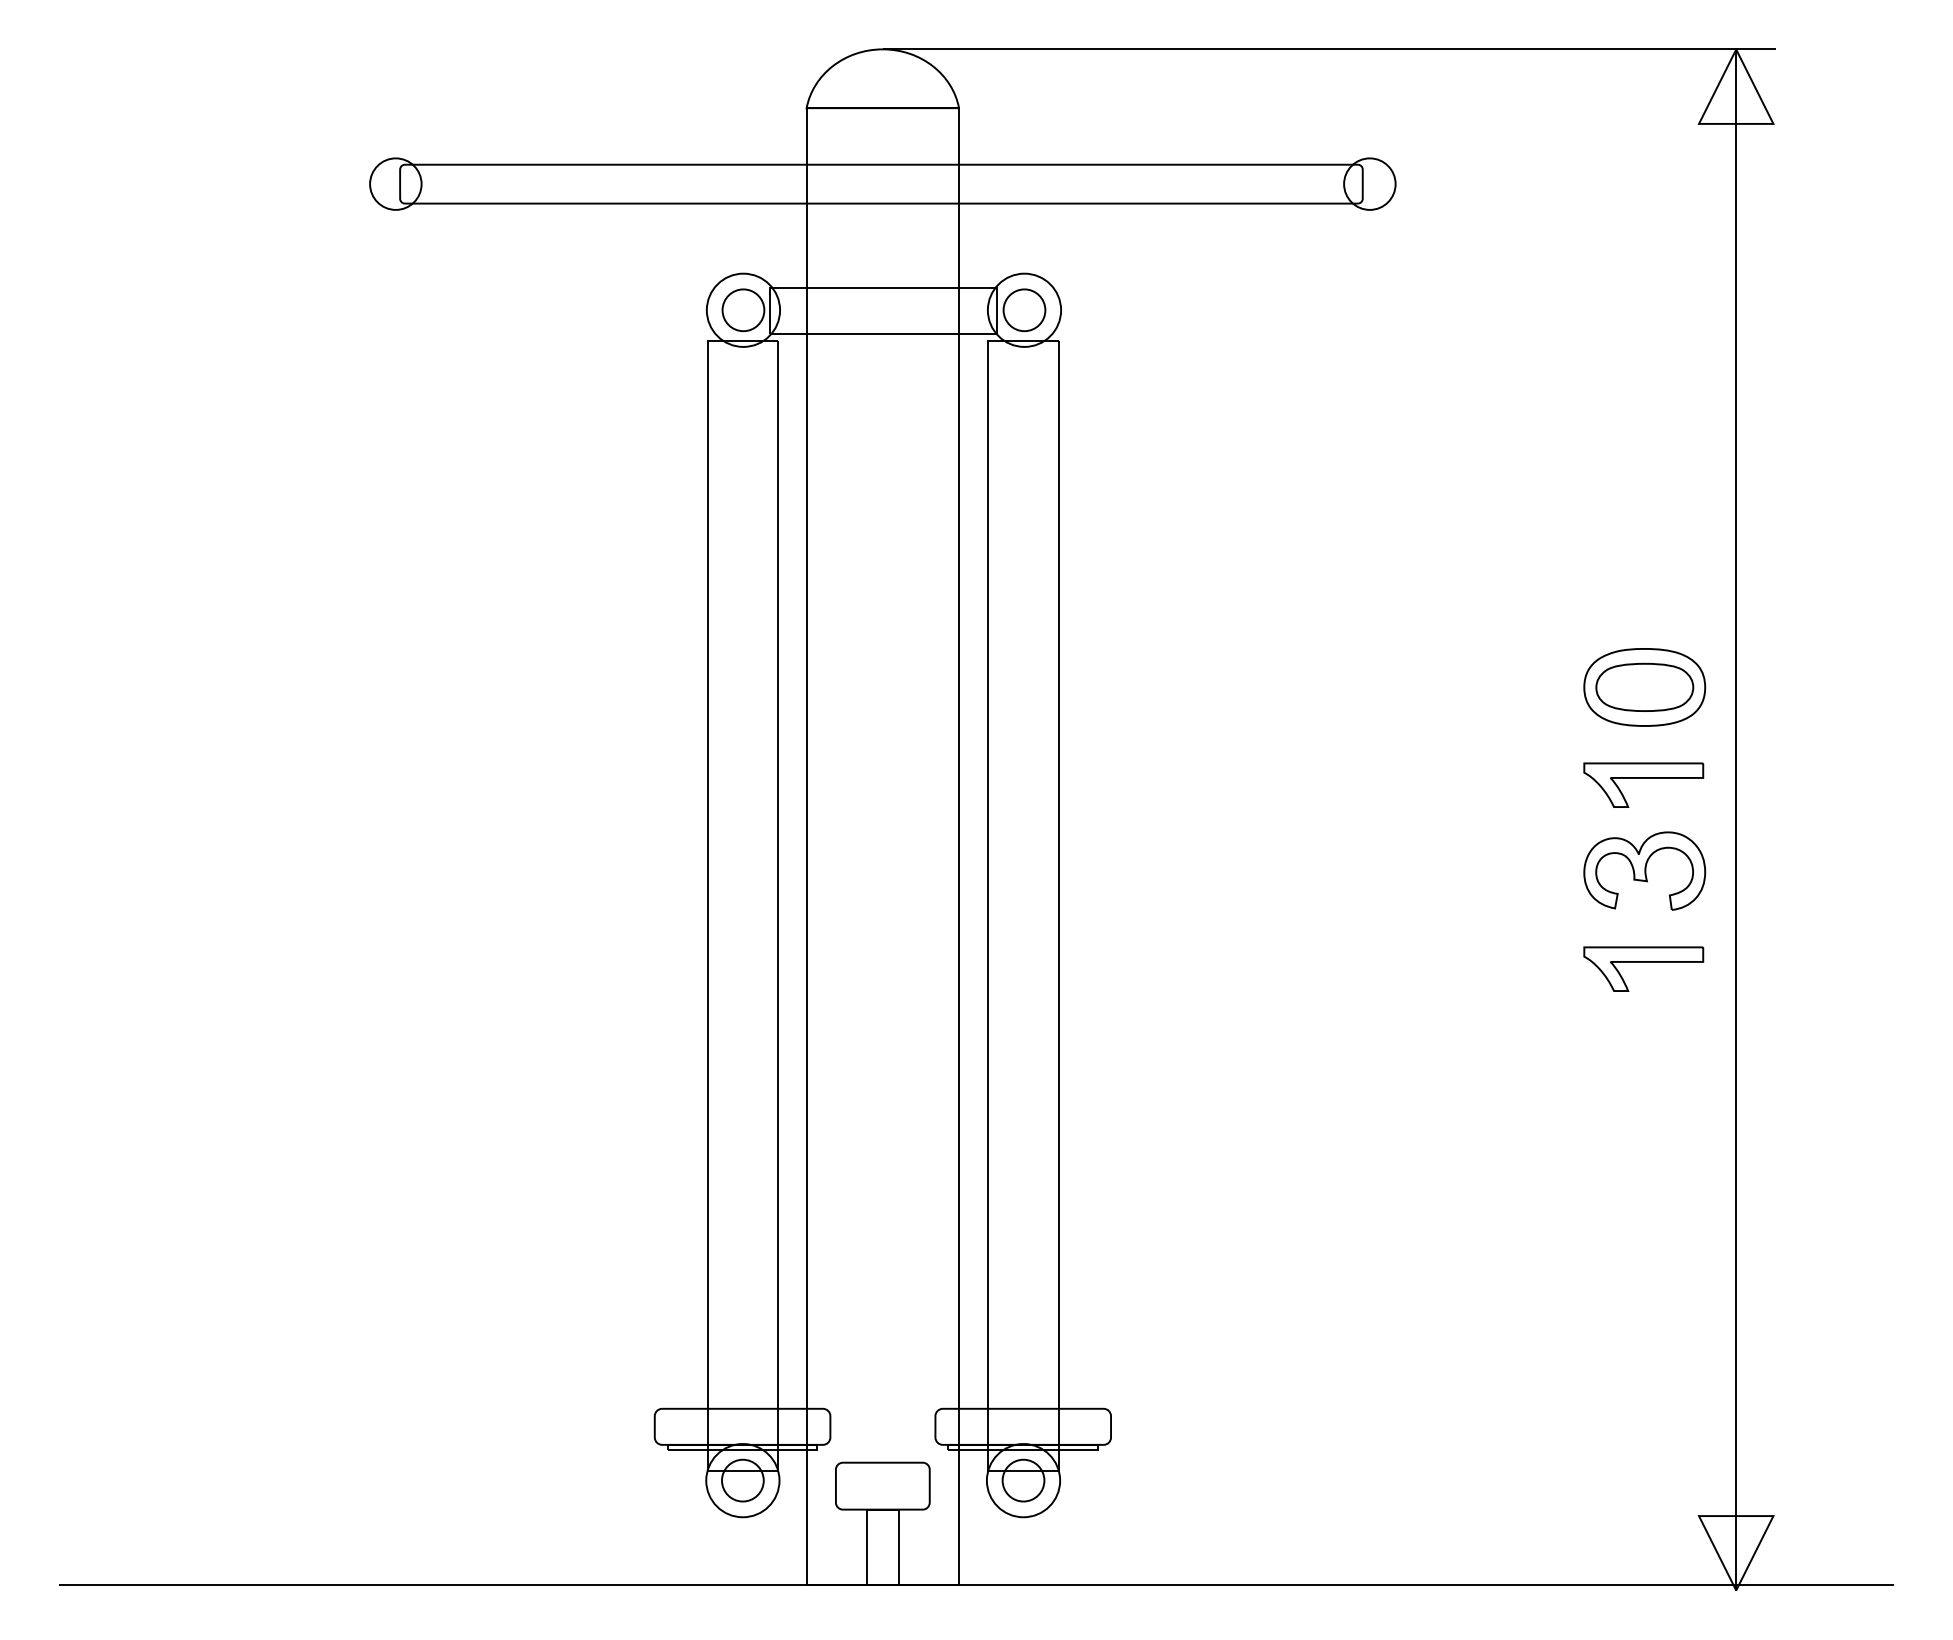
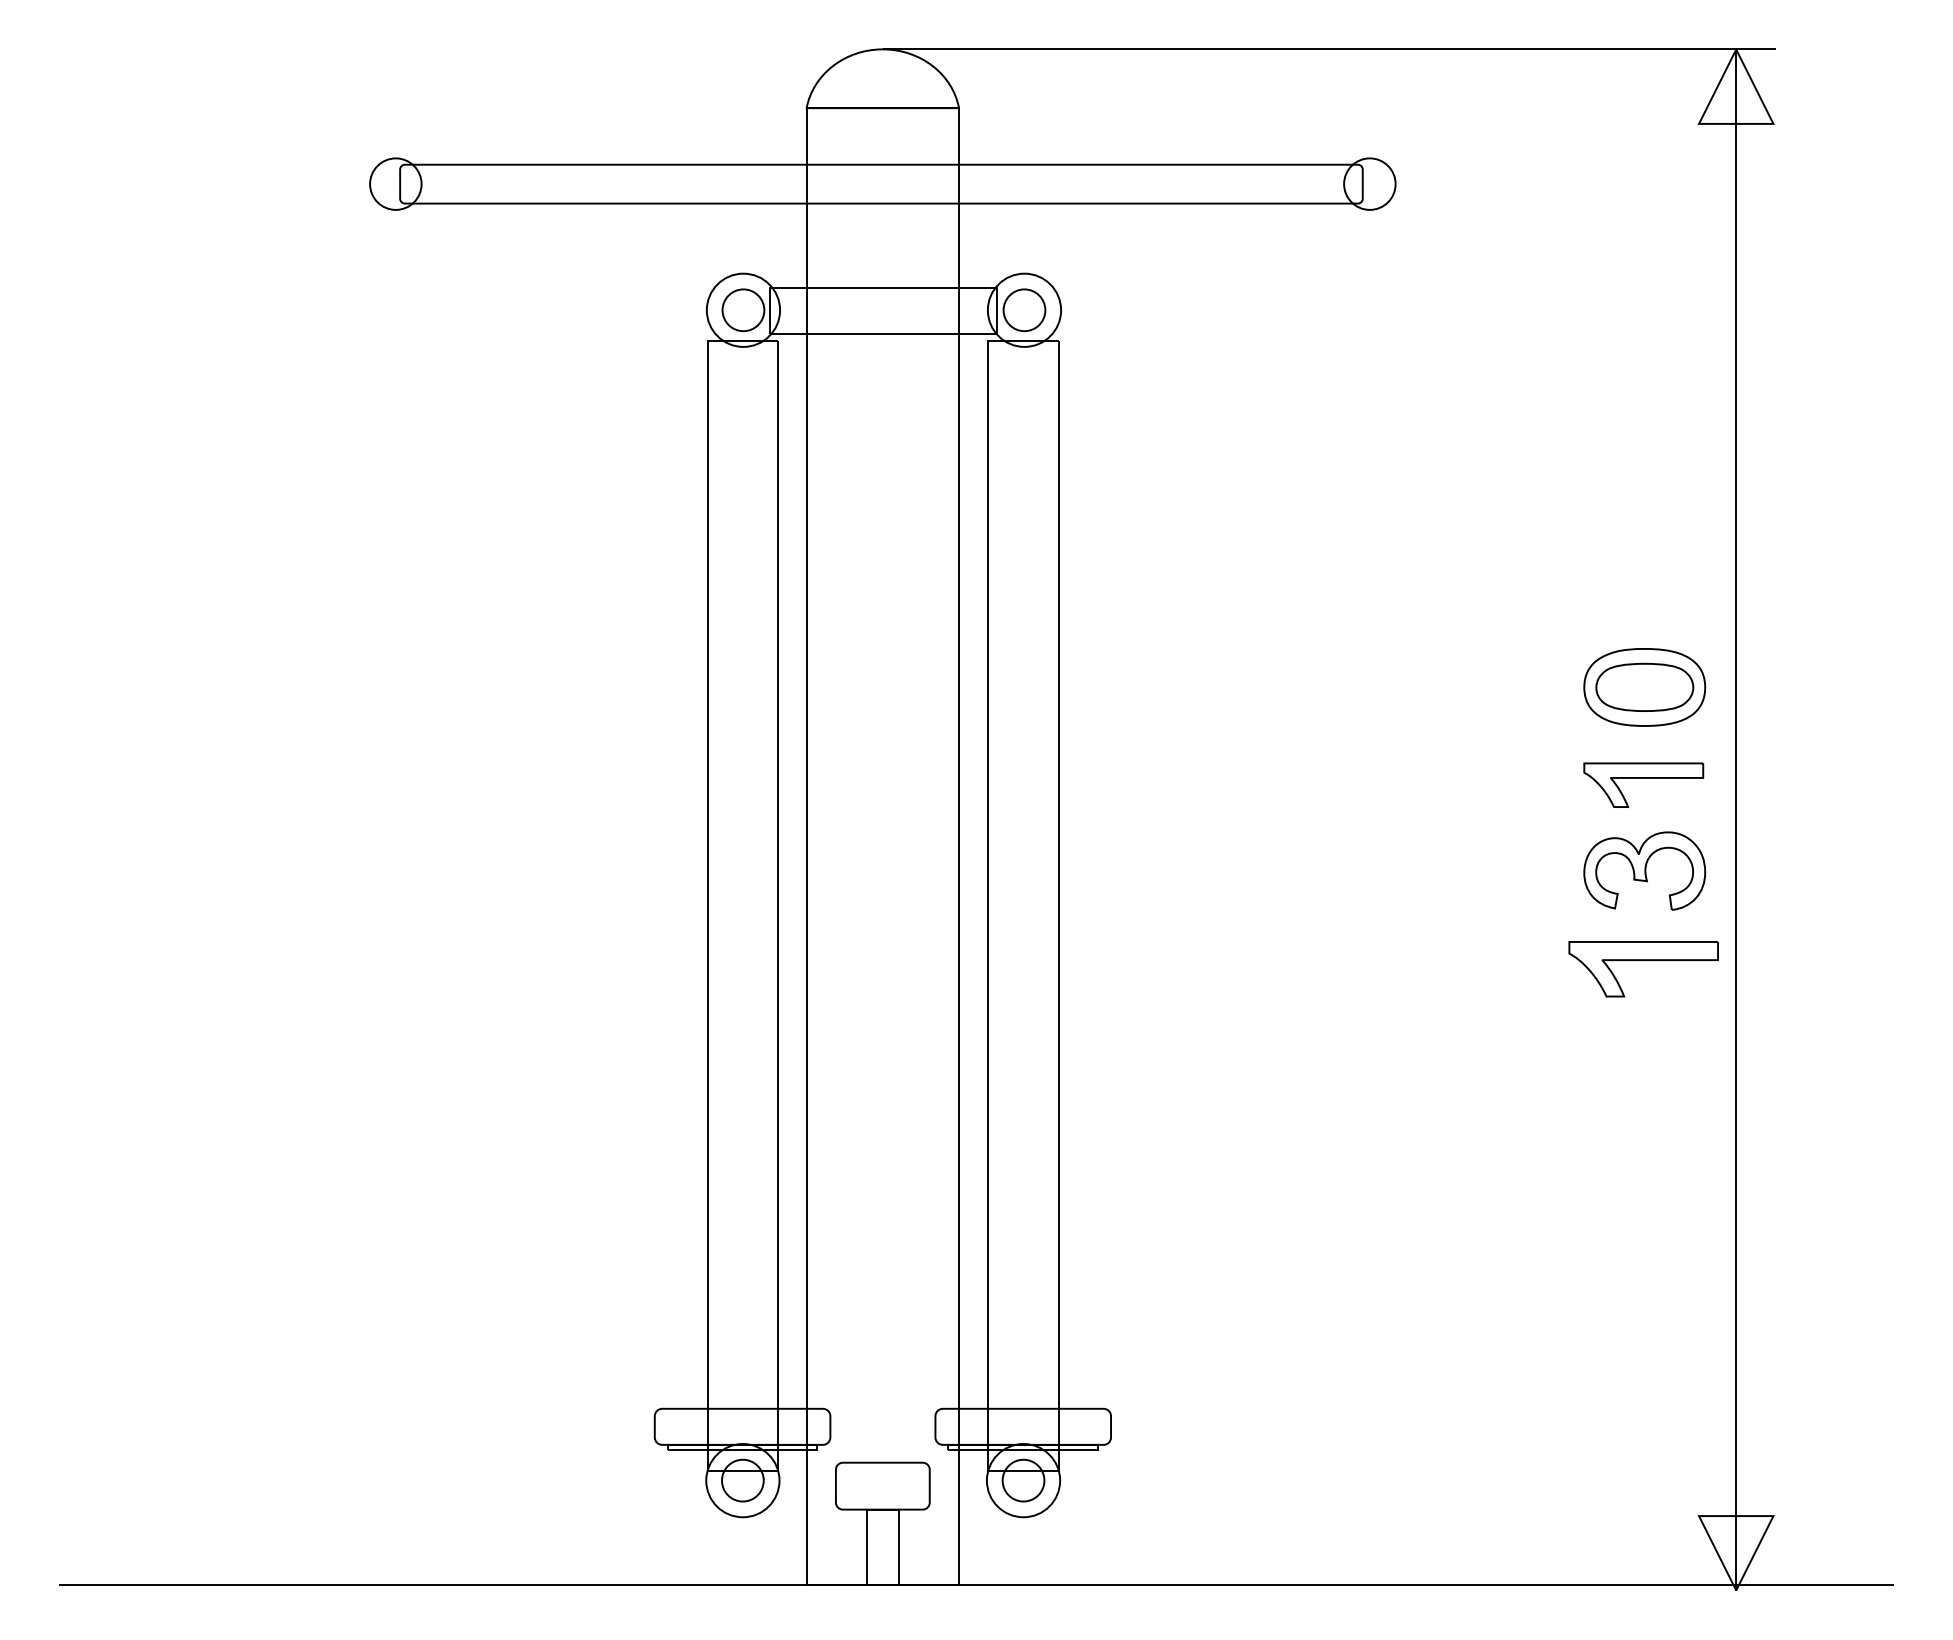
part size: 122x46 px -> 151x57 px (1643, 969)
